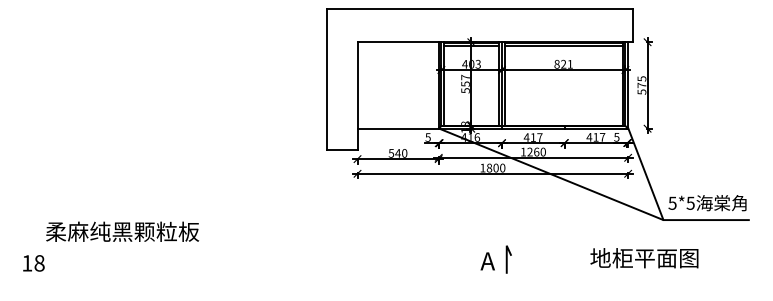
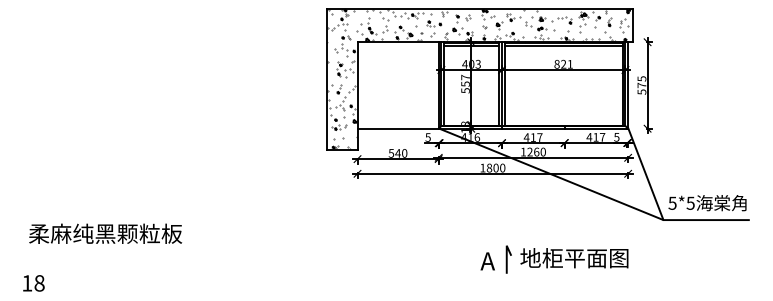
hatch: none -> present (478, 78)
text position: (122, 231) -> (105, 233) (105, 233)
text position: (644, 258) -> (574, 258) (574, 258)
text position: (33, 263) -> (33, 283) (33, 283)
